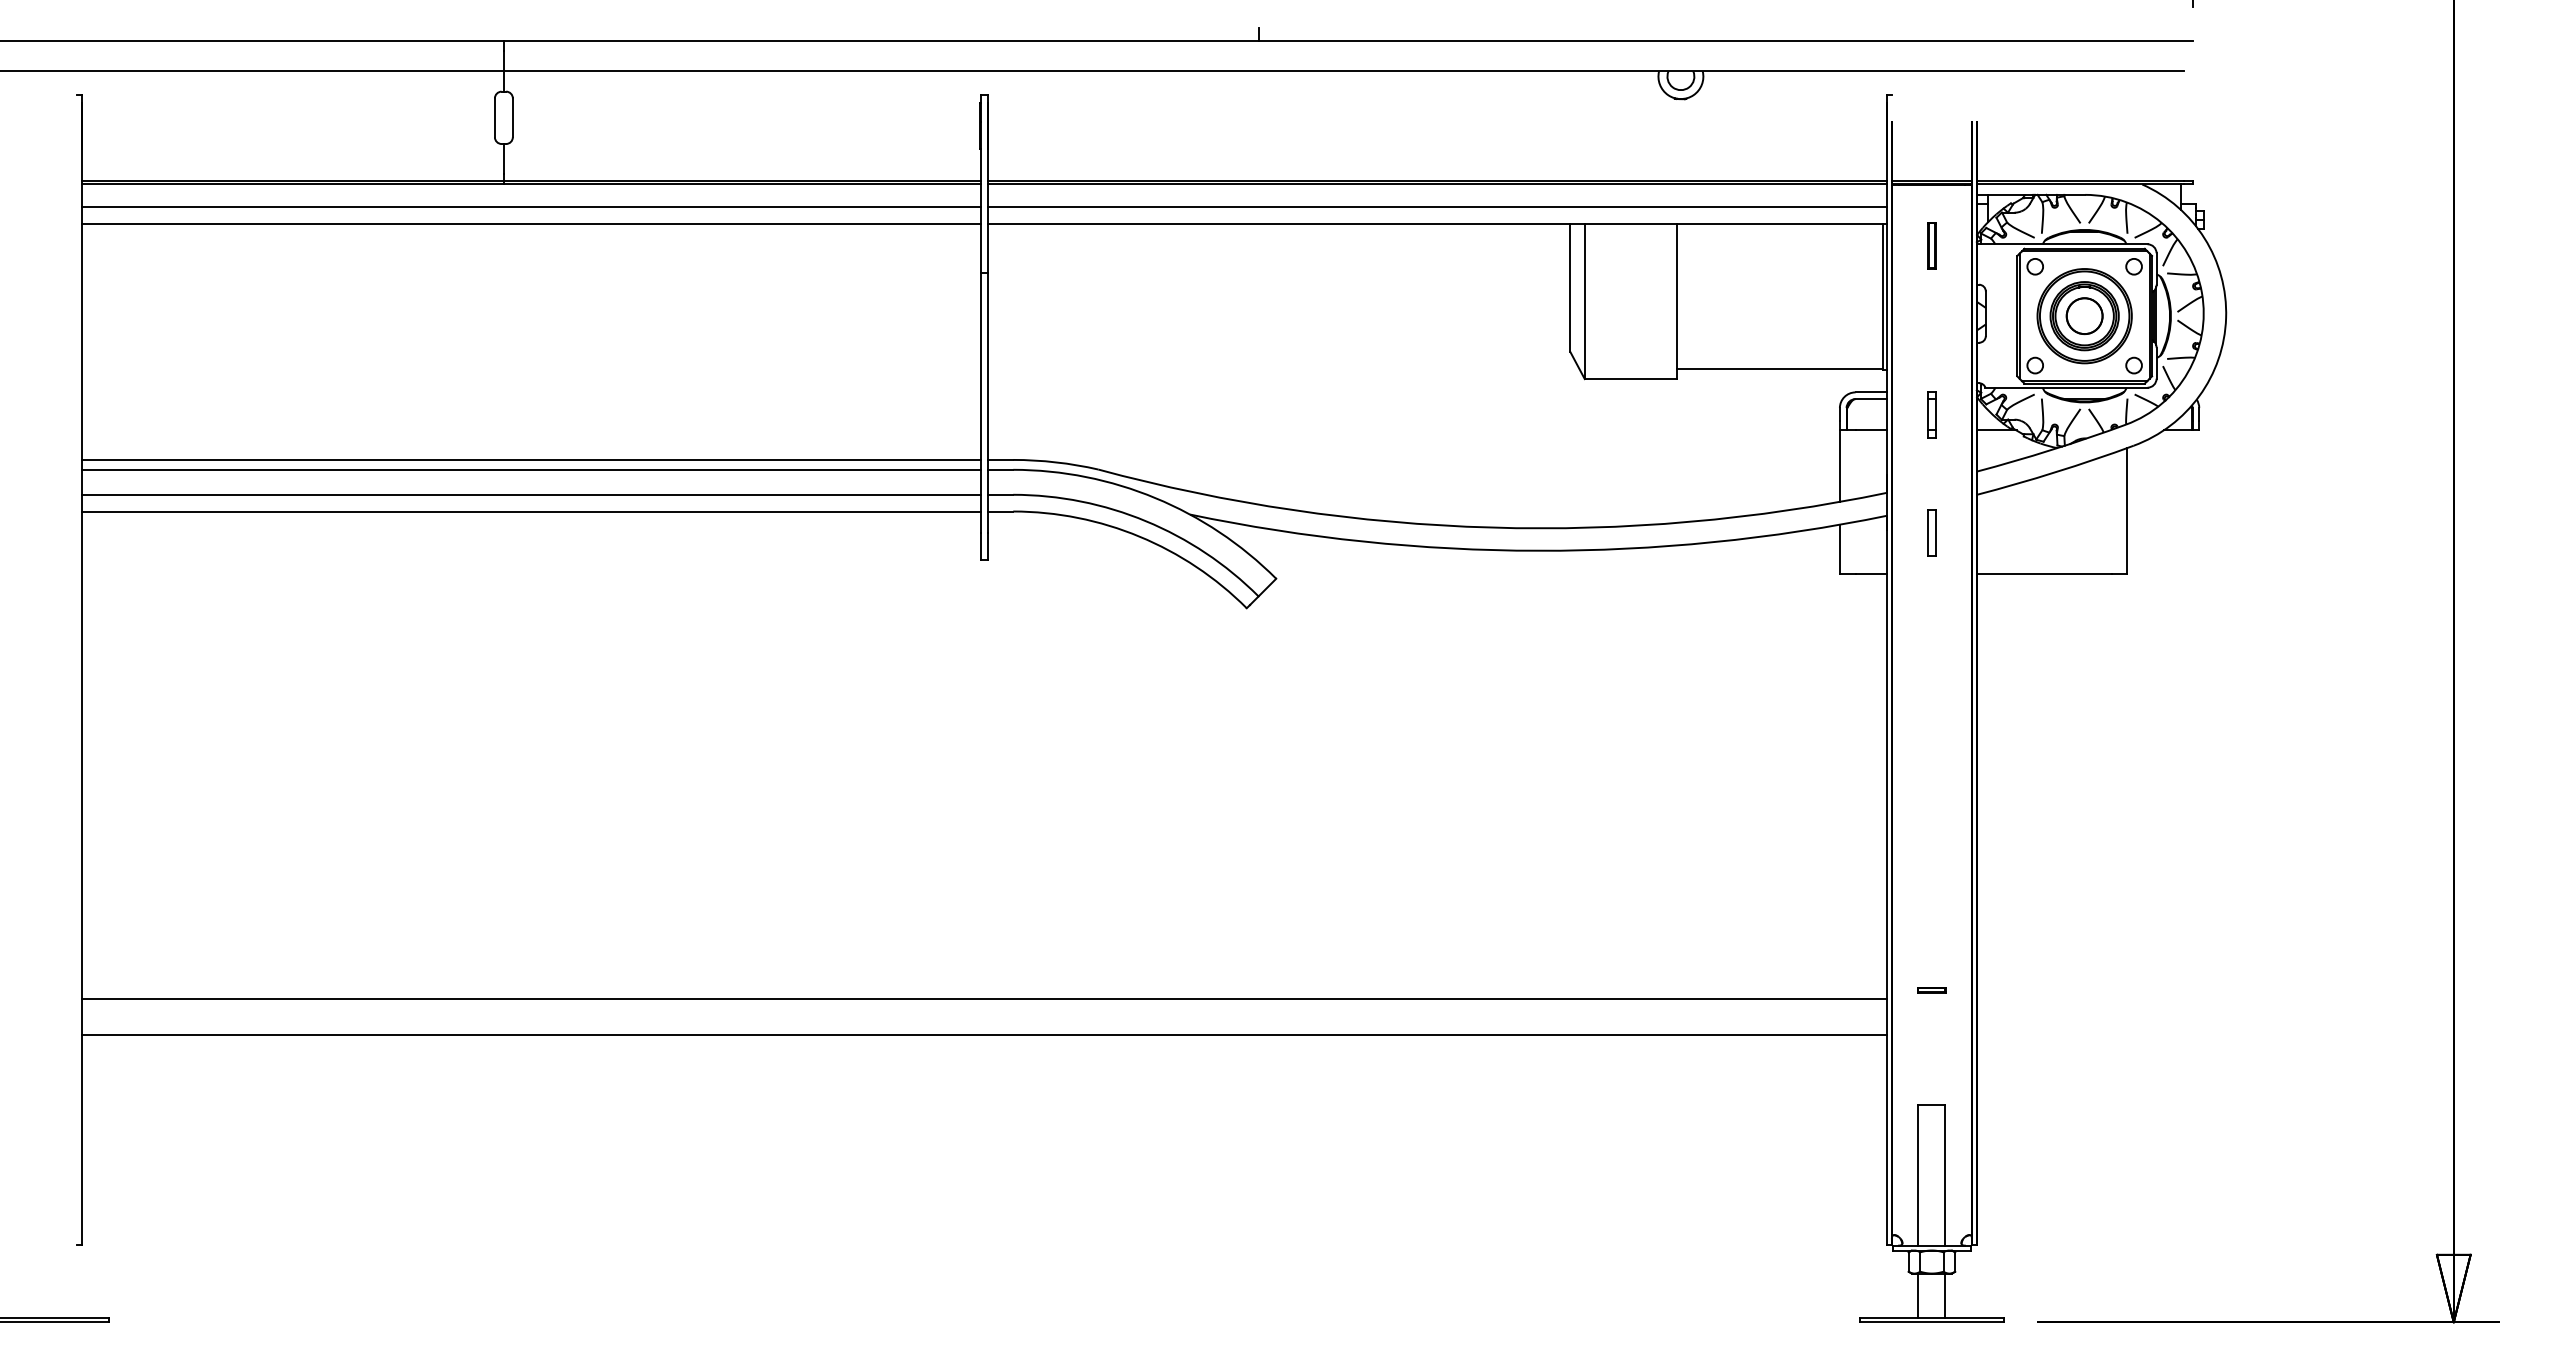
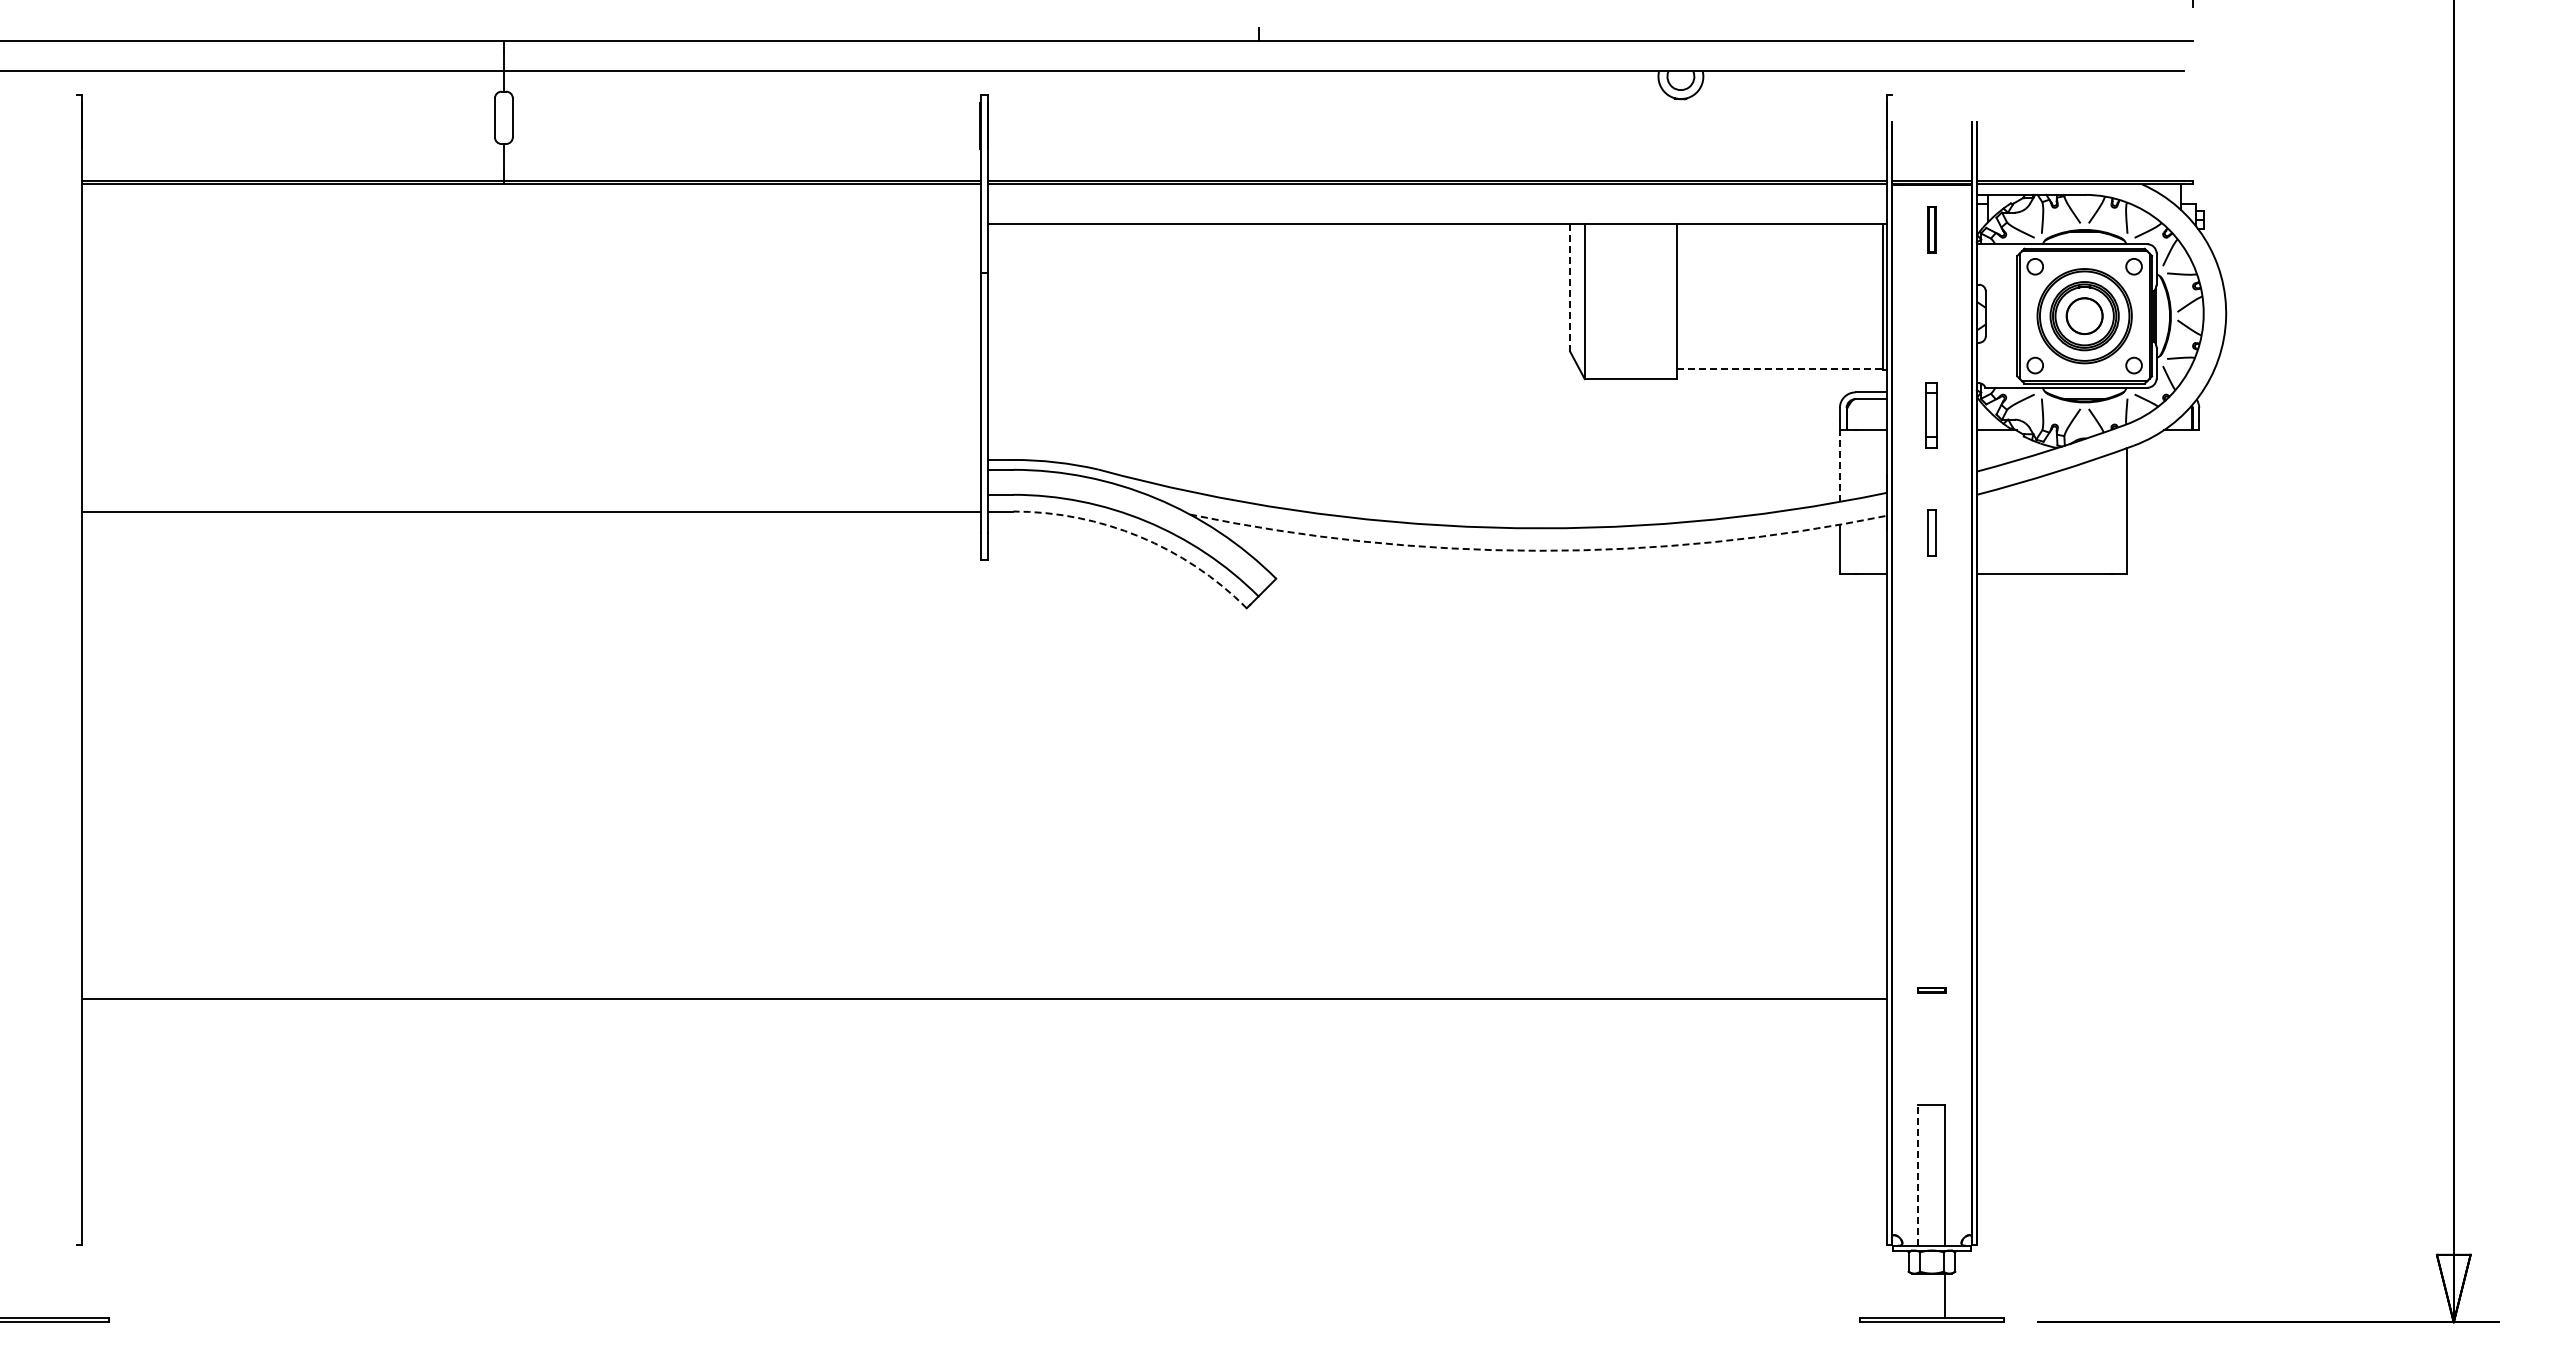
line: present -> none (530, 207)
line: present -> none (1437, 207)
line: present -> none (530, 224)
part position: (1931, 245) -> (1931, 229) (1931, 229)
line: solid -> dashed (1570, 287)
line: solid -> dashed (1780, 369)
part size: 10x48 px -> 13x67 px (1931, 415)
line: present -> none (530, 459)
line: solid -> dashed (1839, 466)
line: present -> none (530, 469)
line: present -> none (530, 494)
arc: solid -> dashed (1139, 536)
arc: solid -> dashed (1538, 550)
line: present -> none (984, 1034)
line: solid -> dashed (1918, 1174)
line: present -> none (1918, 1295)
